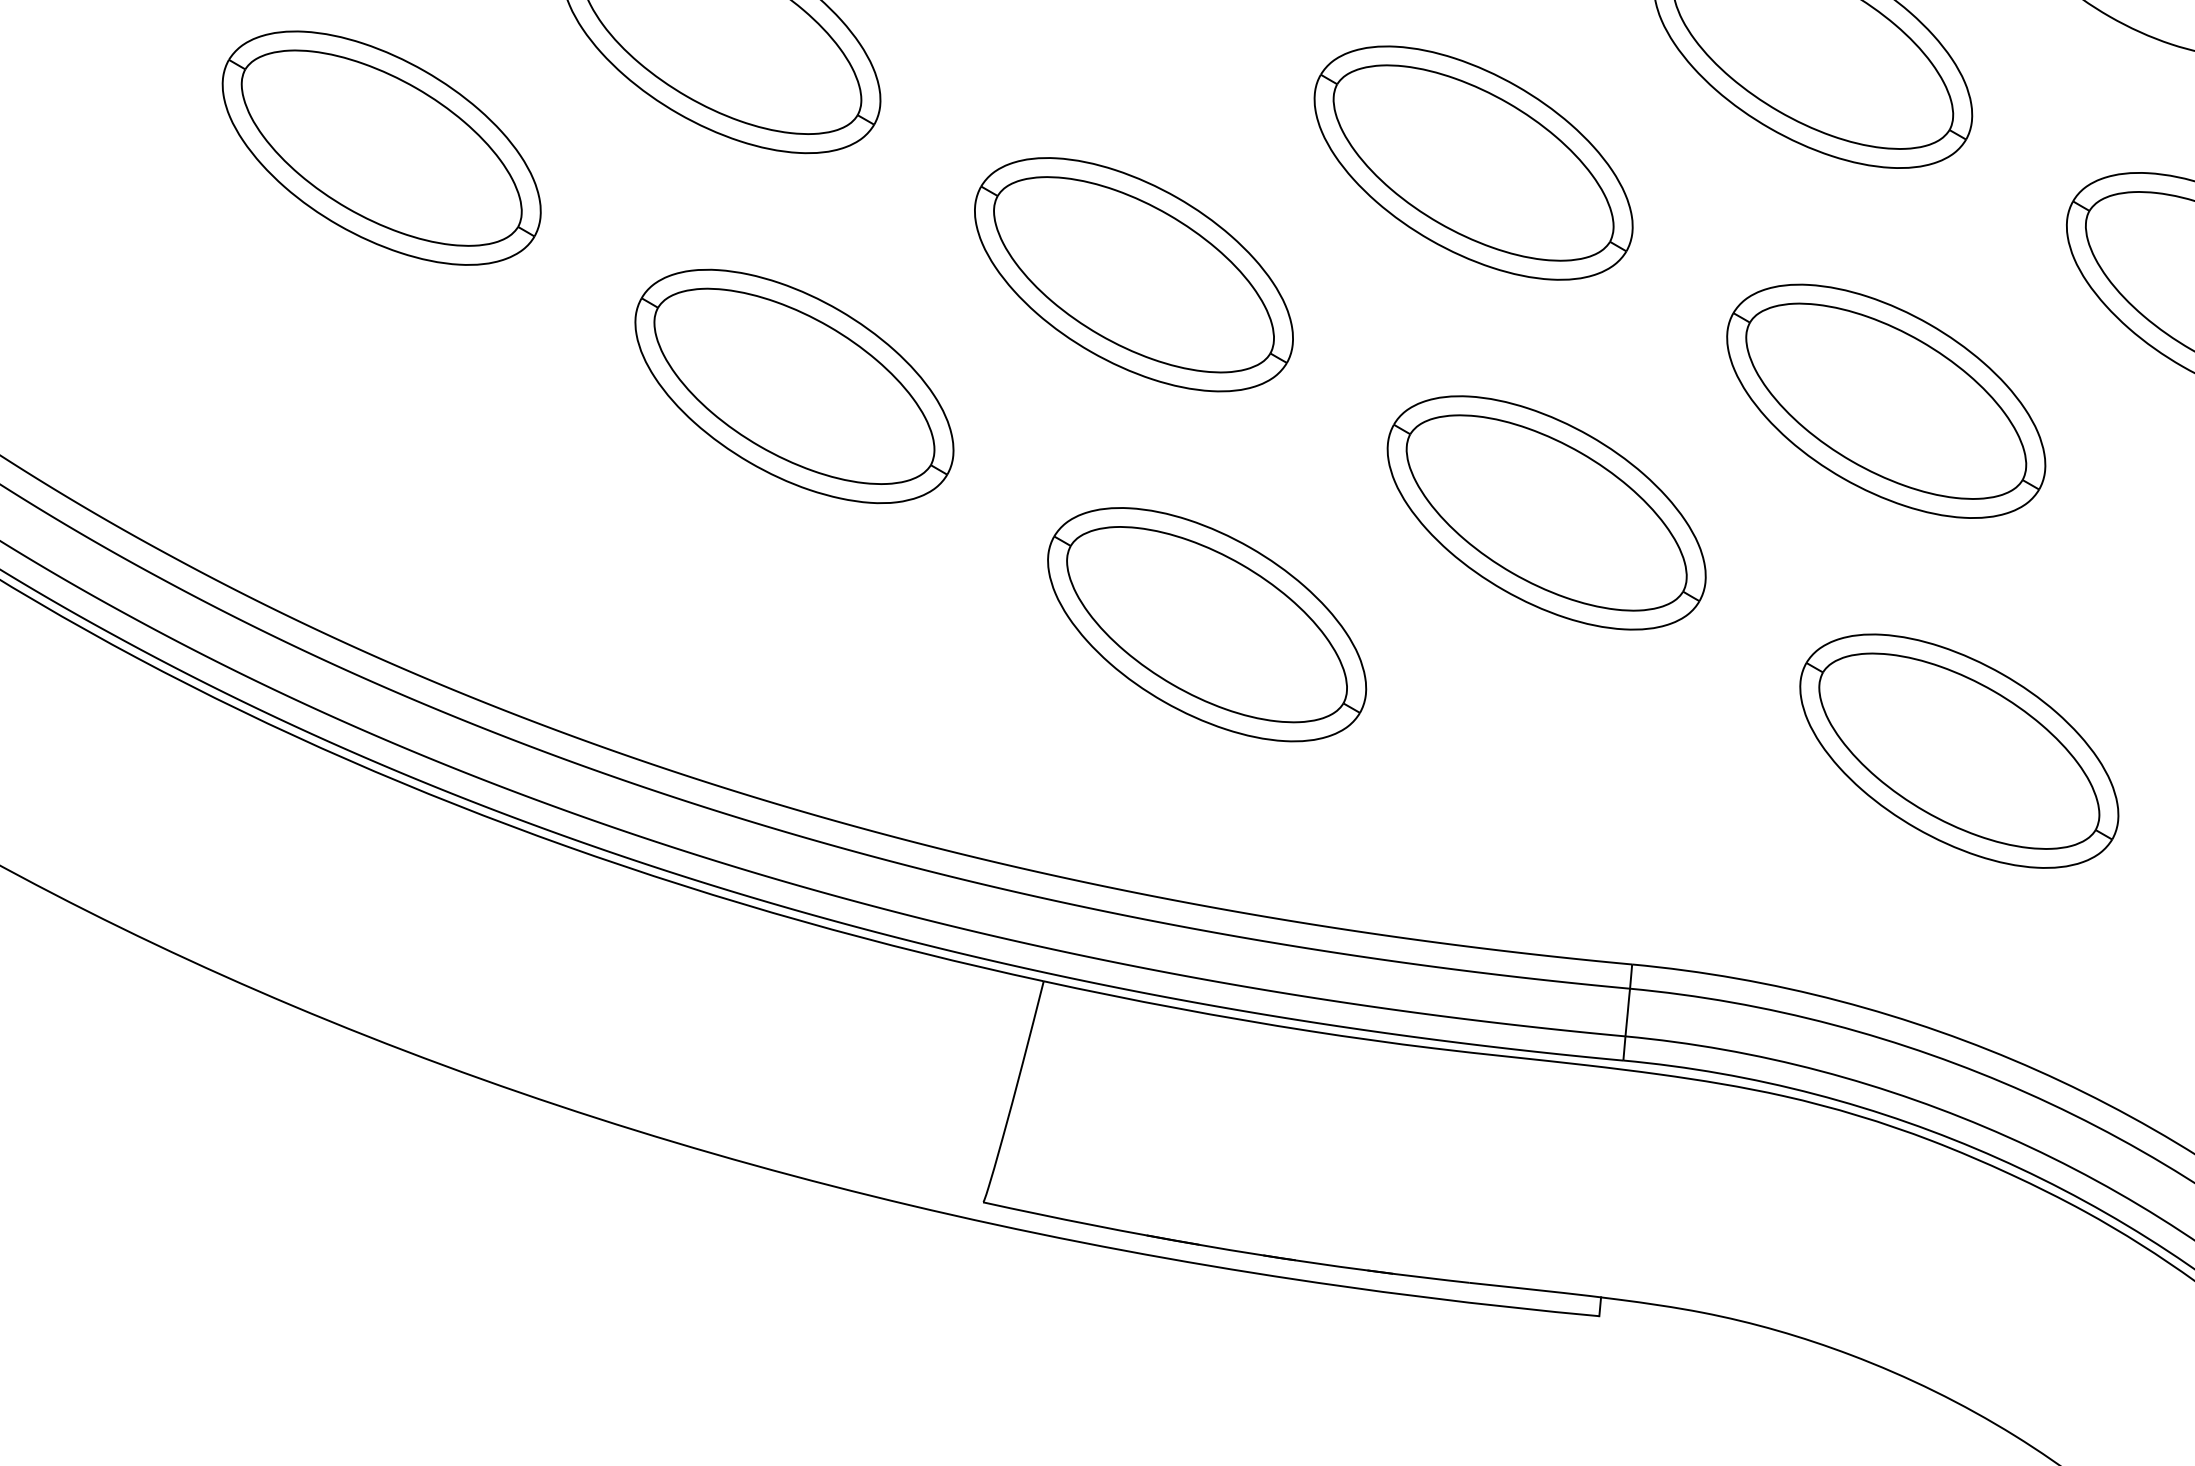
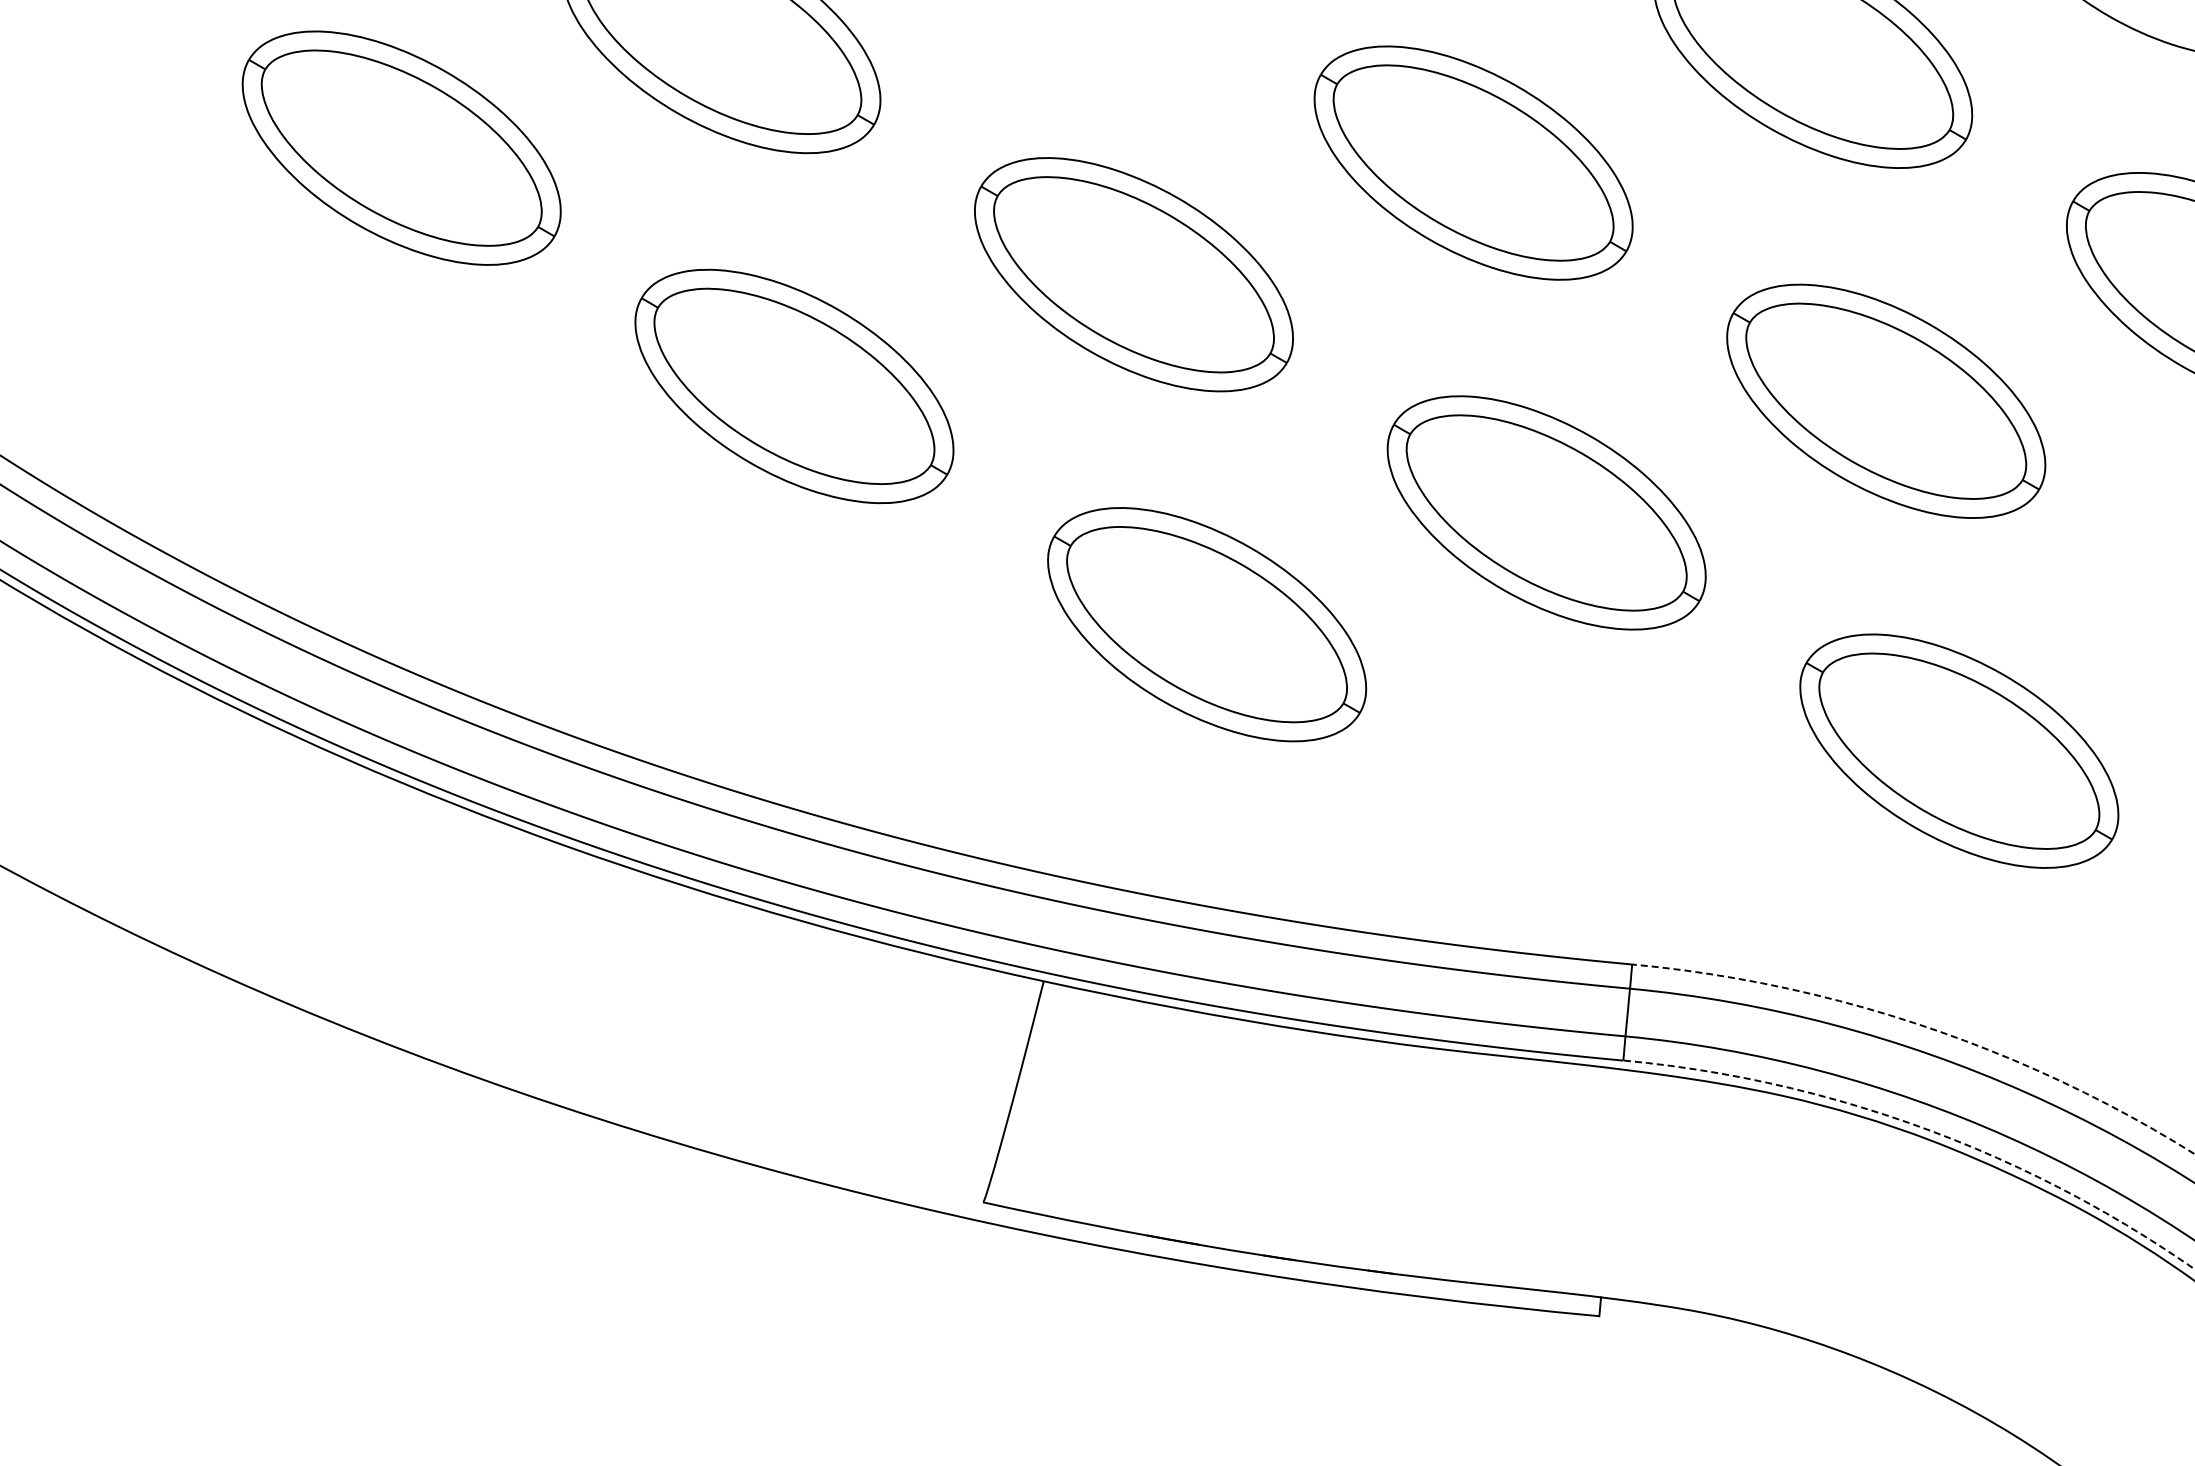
part position: (381, 147) -> (401, 147) (401, 147)
arc: solid -> dashed (1925, 1026)
arc: solid -> dashed (1923, 1128)
